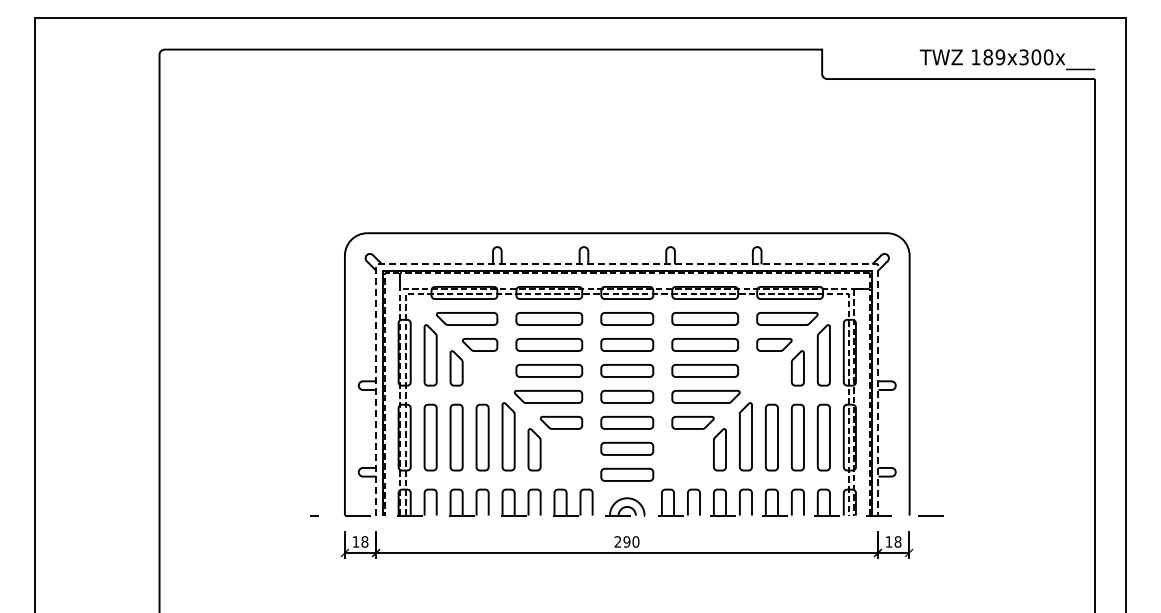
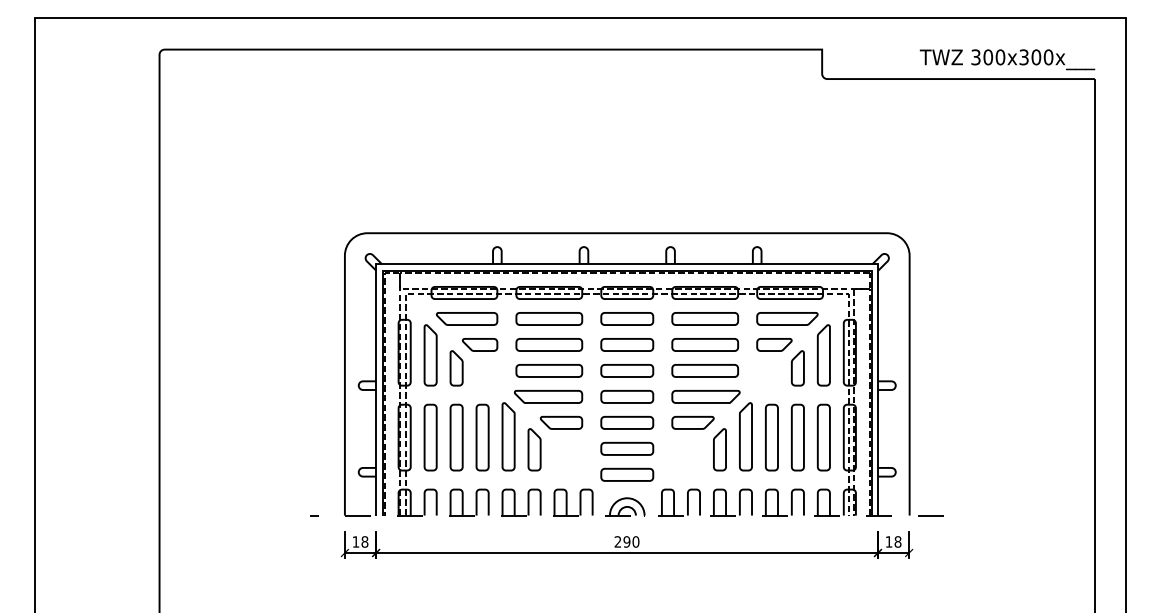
text: 189x300x___ -> 300x300x___ (988, 57)
line: dashed -> solid (627, 264)
